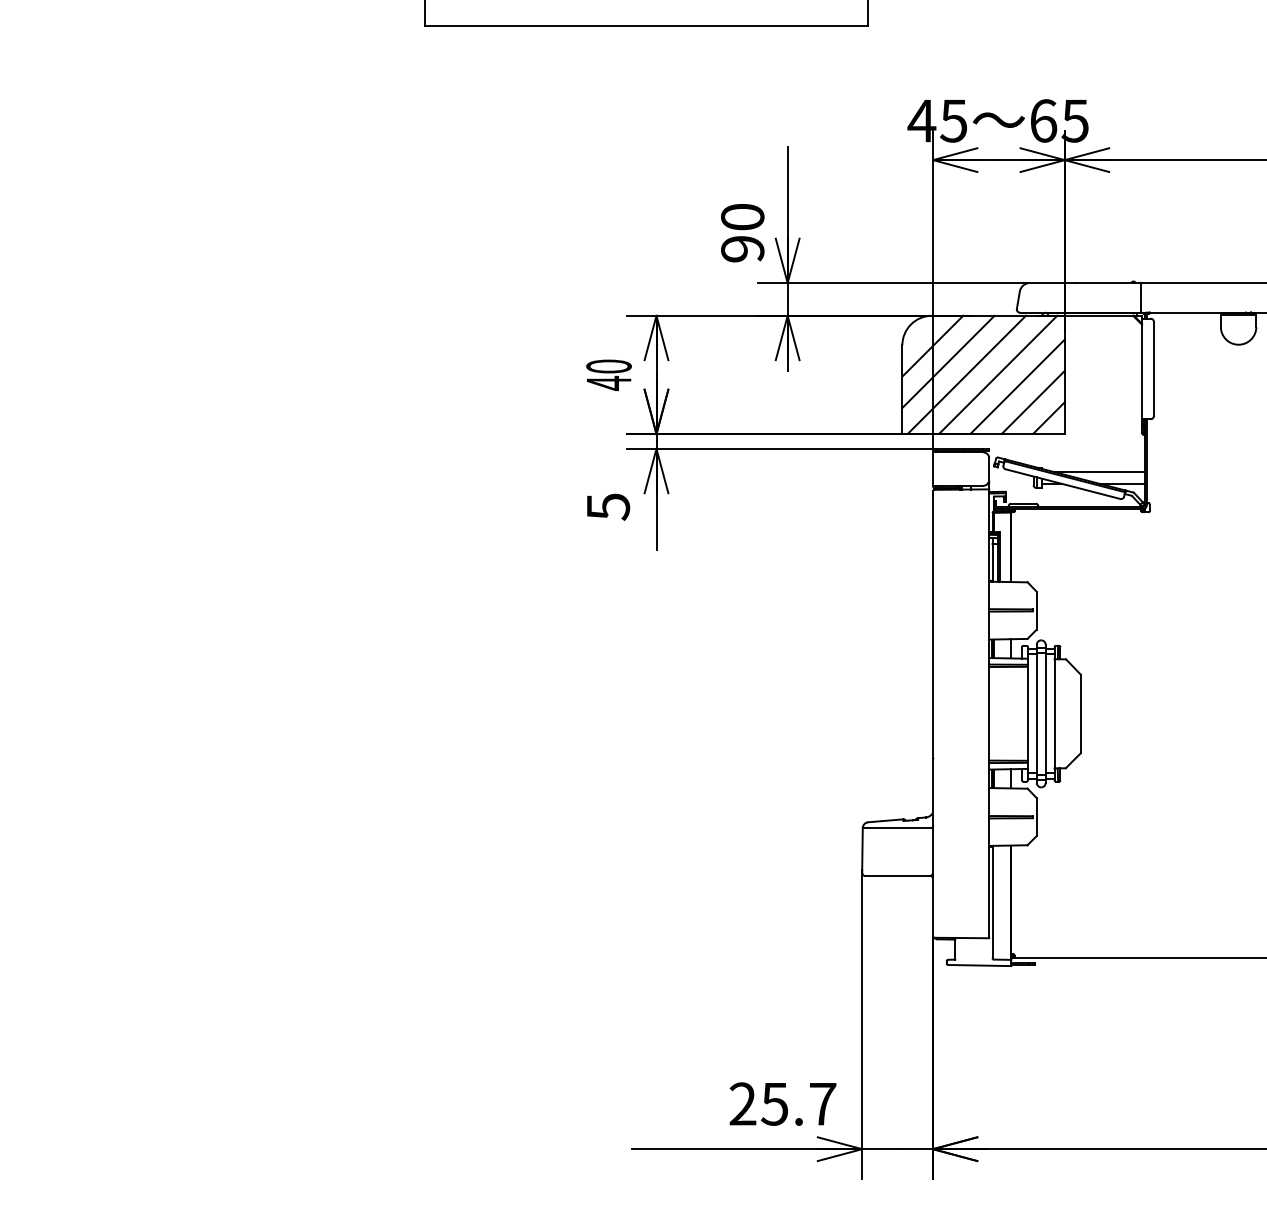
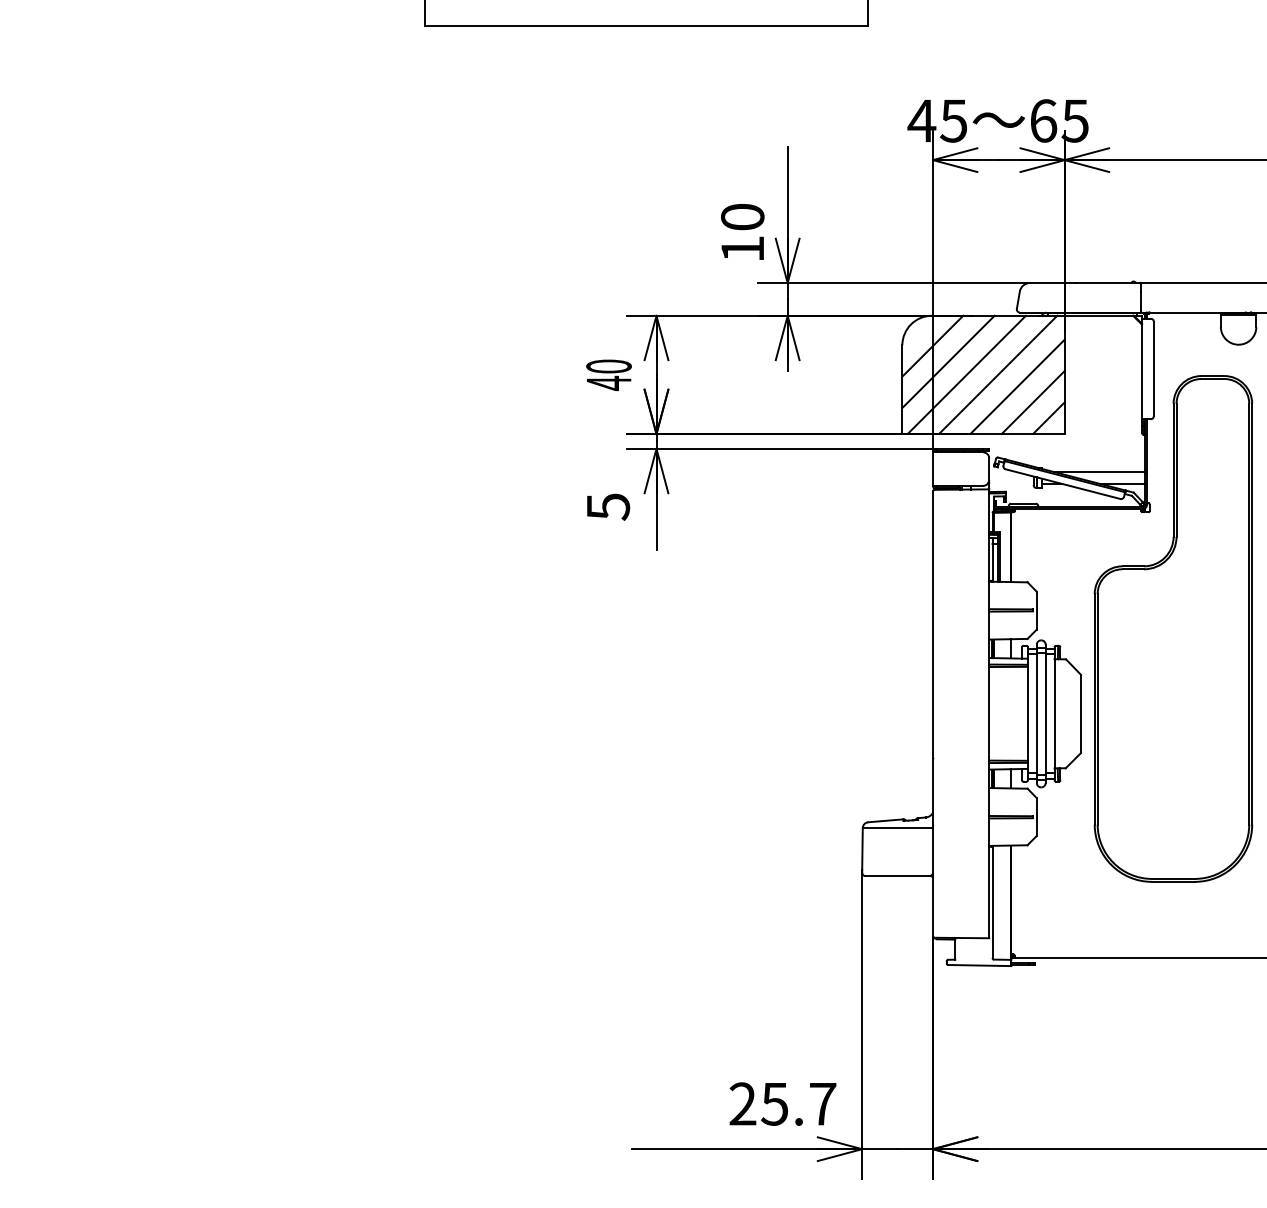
text: 90 -> 10 (742, 249)
part: none -> present (1173, 628)
